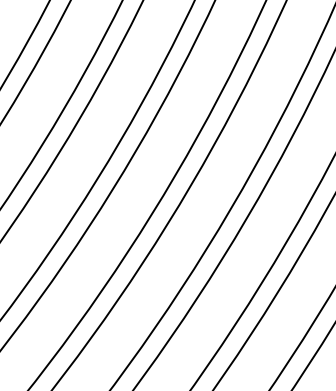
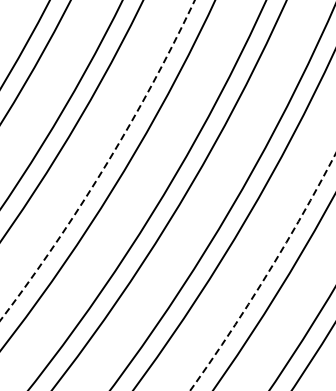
arc: solid -> dashed (105, 165)
arc: solid -> dashed (267, 273)
